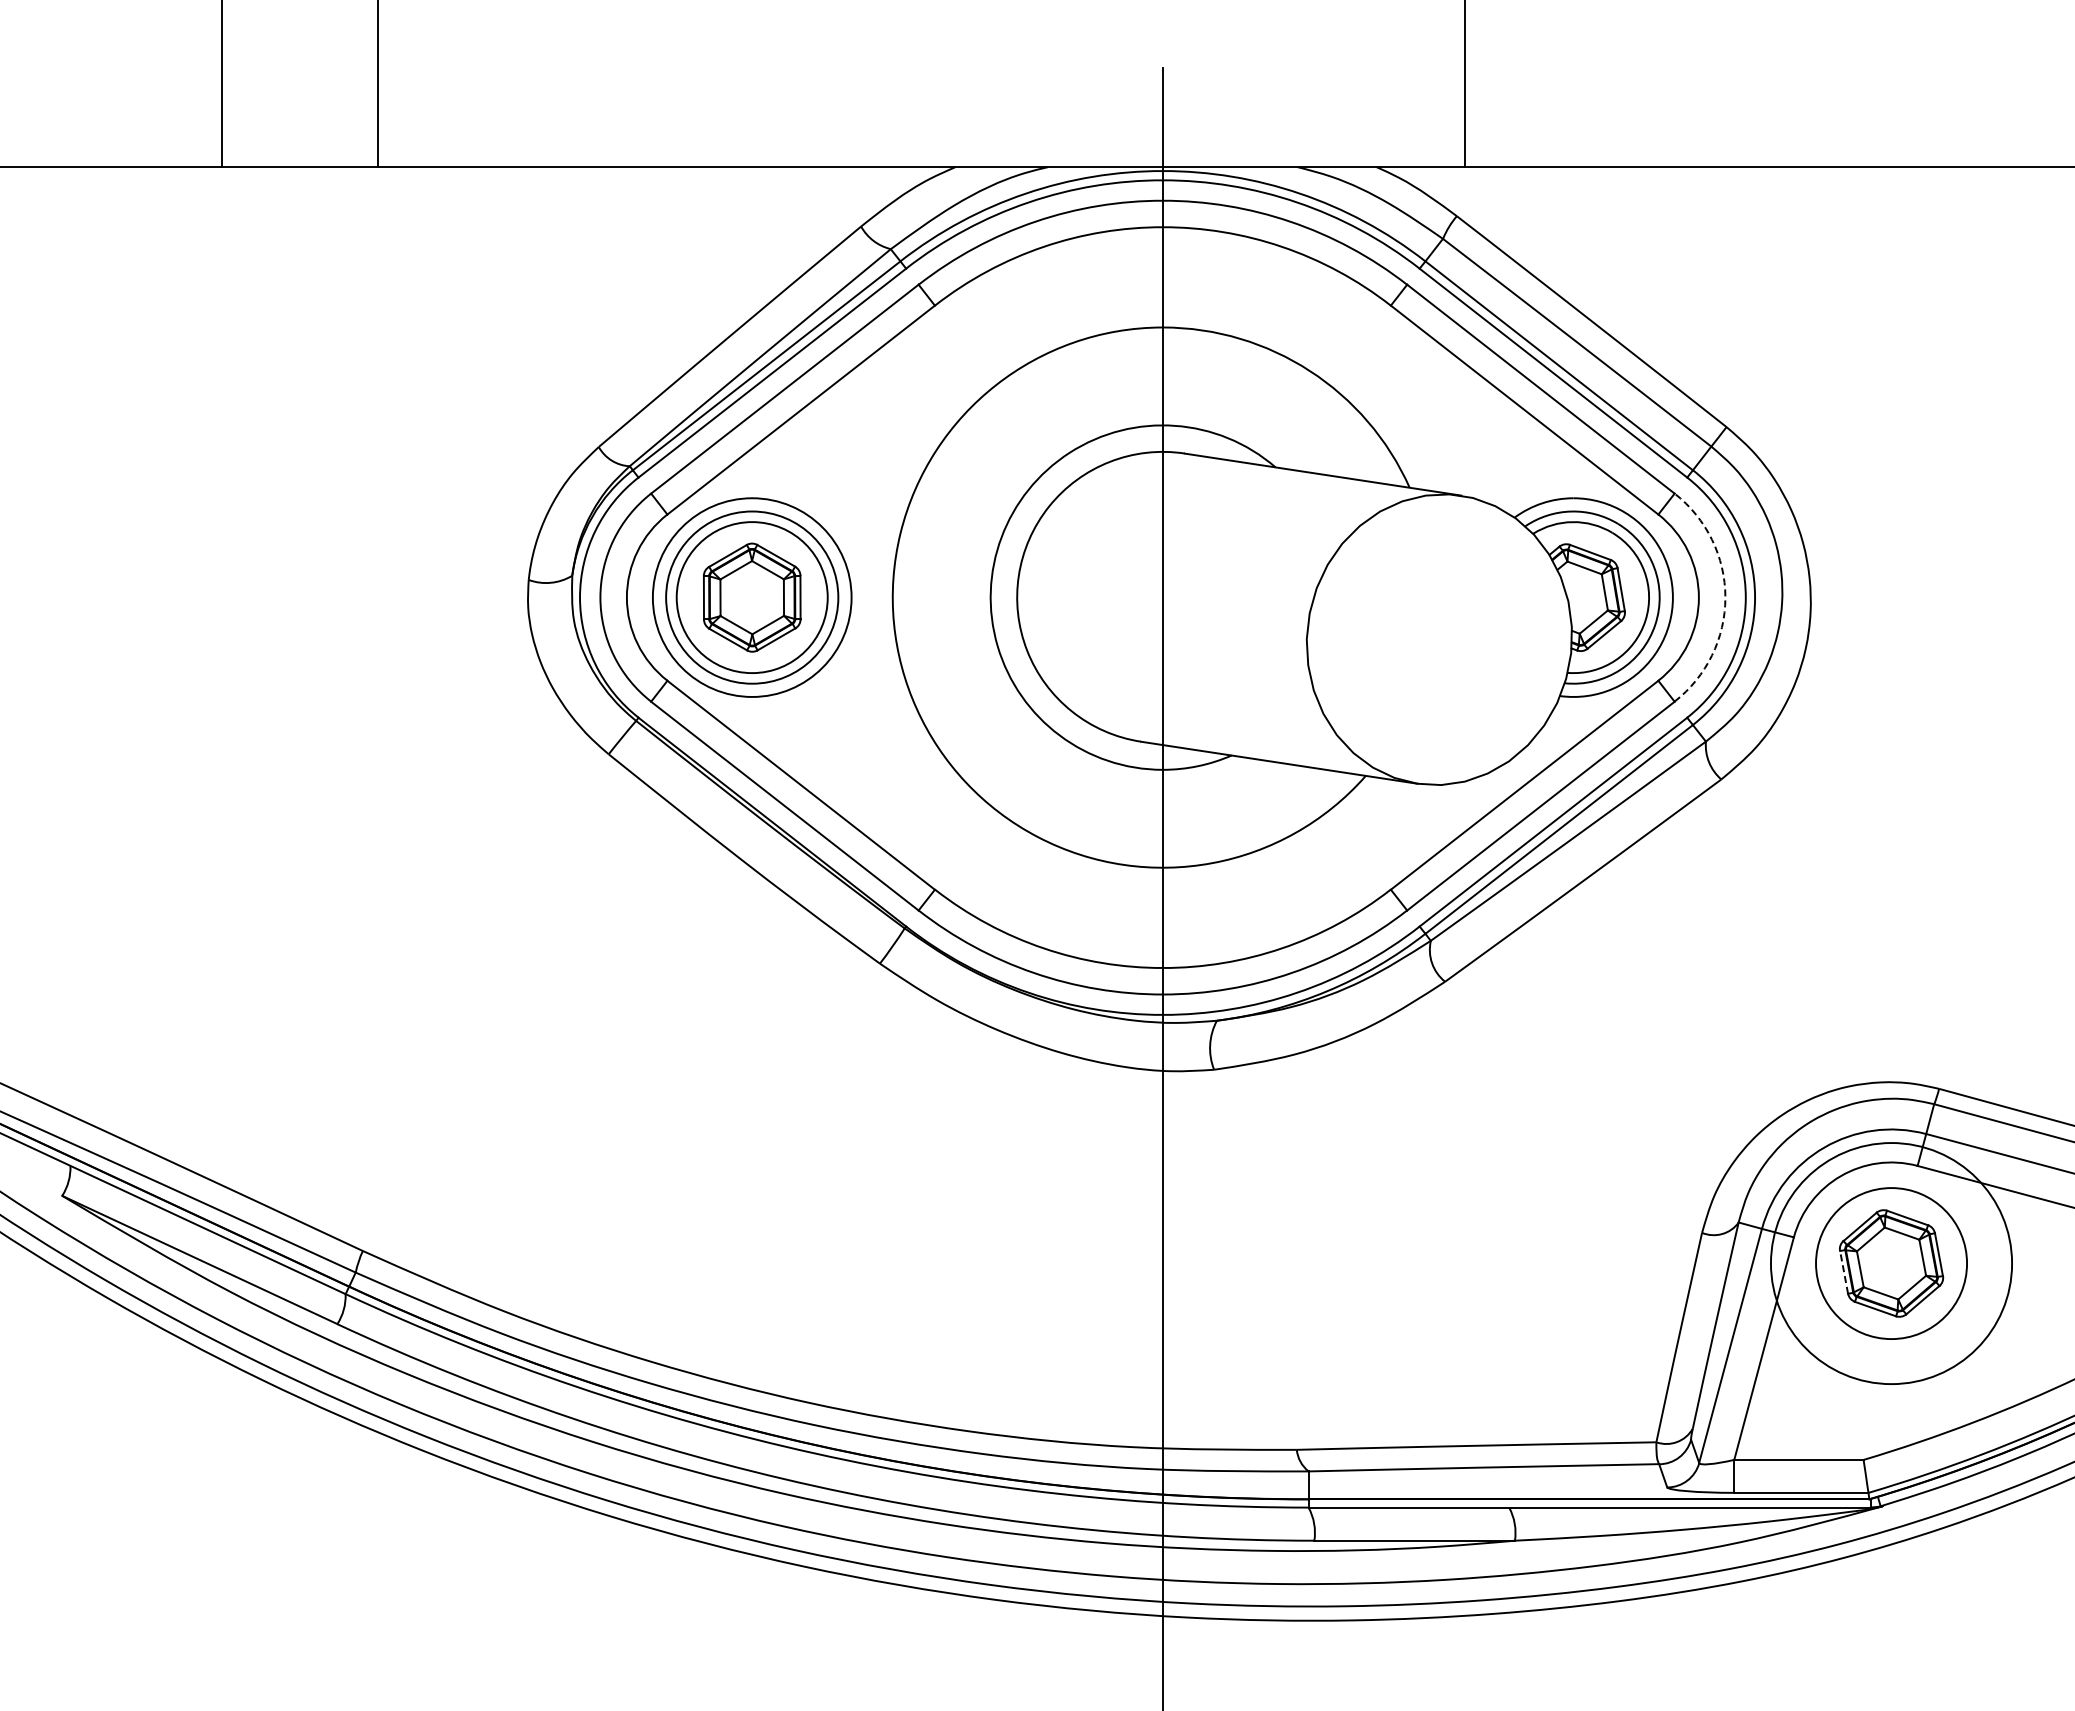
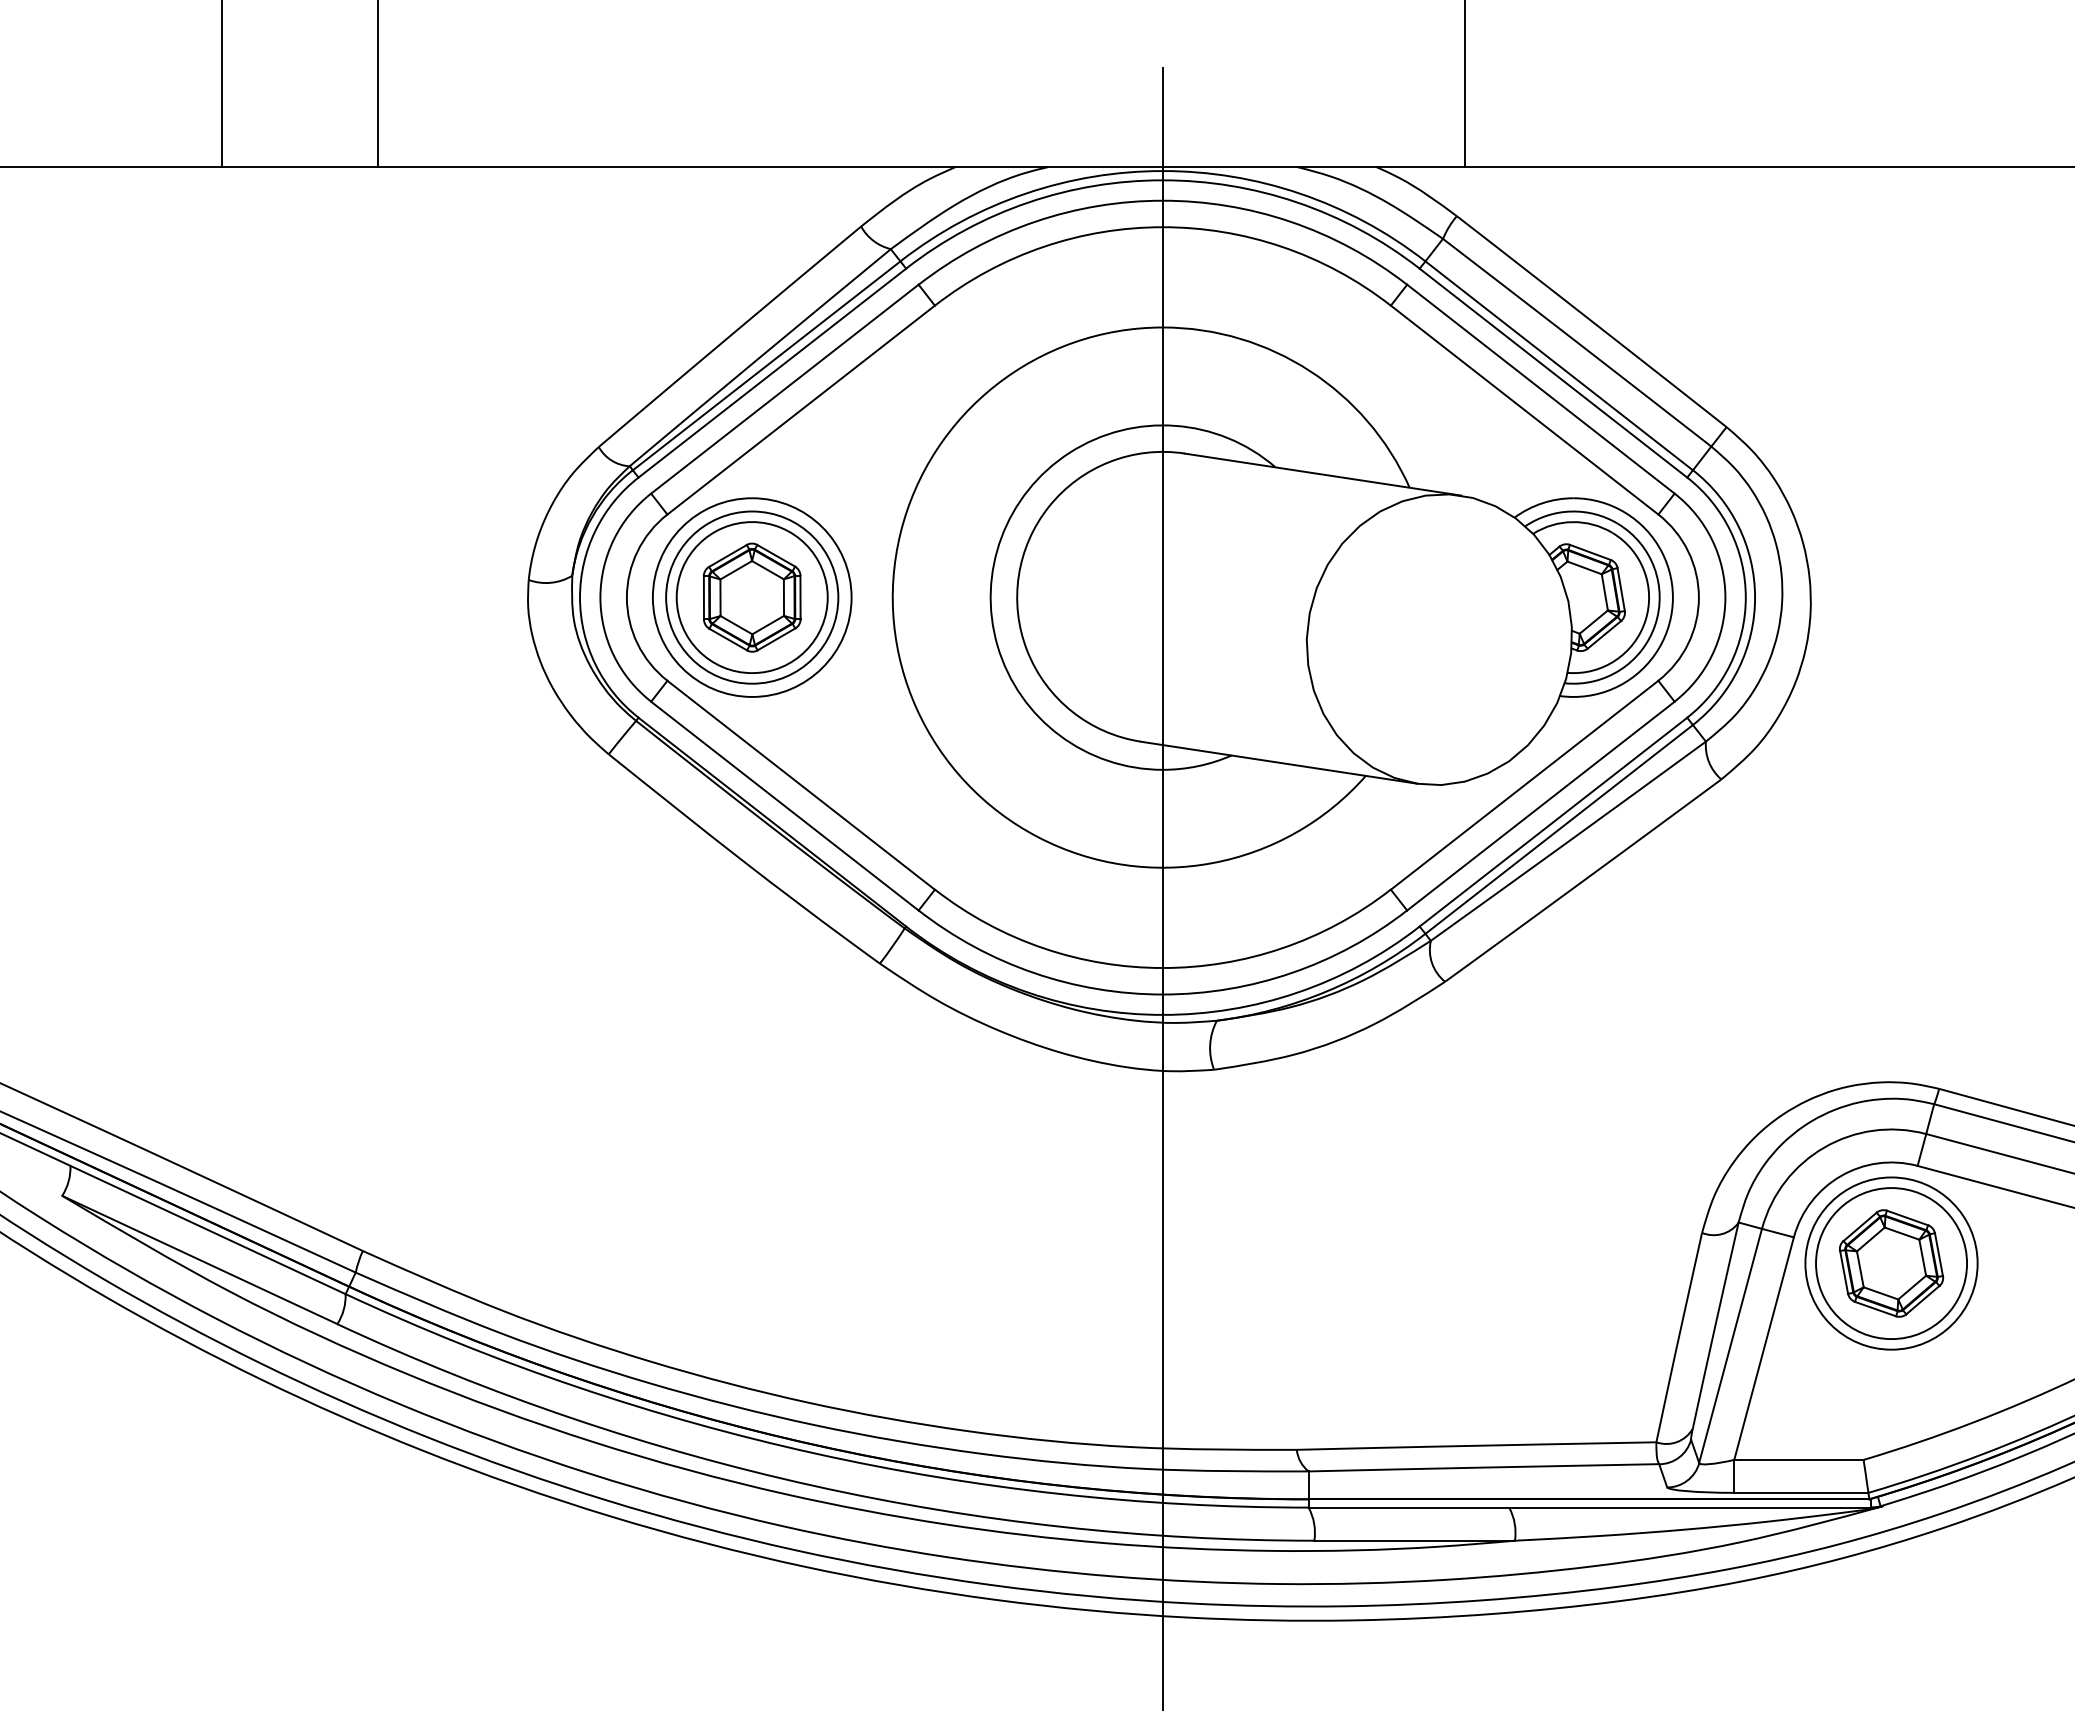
arc: dashed -> solid (1725, 597)
circle diameter: 241 px -> 172 px (1891, 1263)
line: dashed -> solid (1844, 1272)
